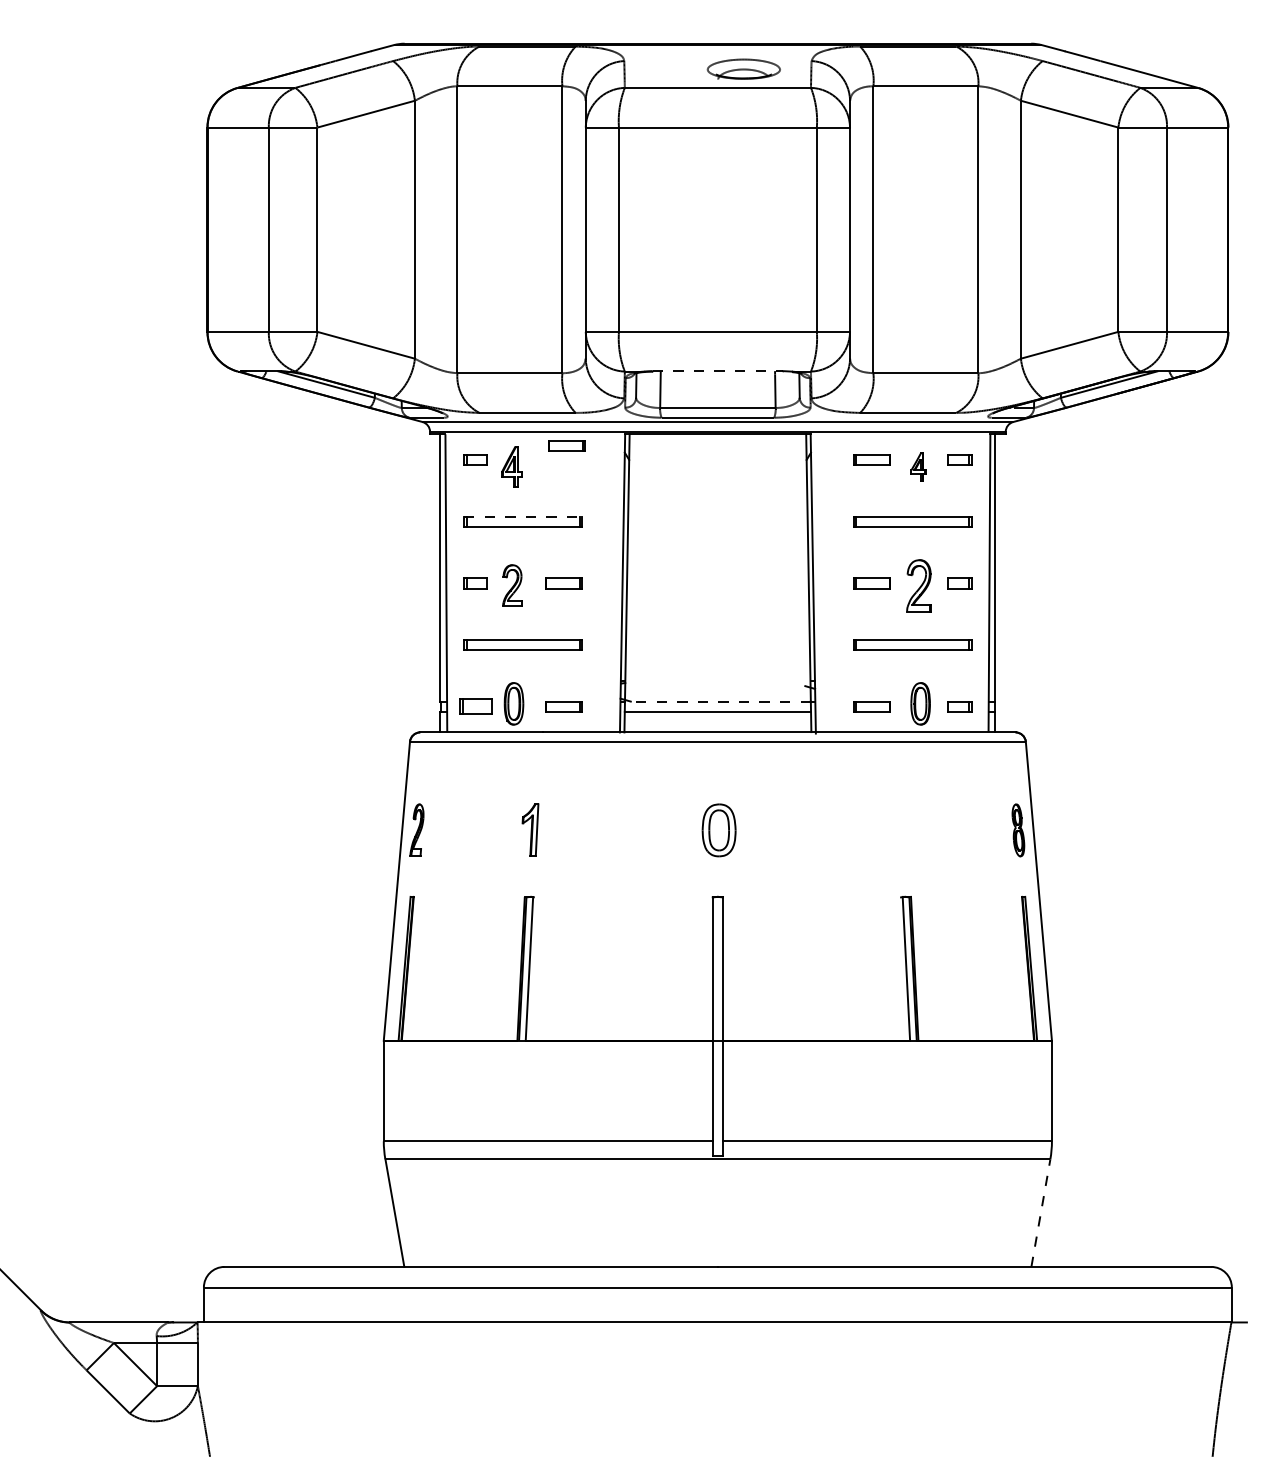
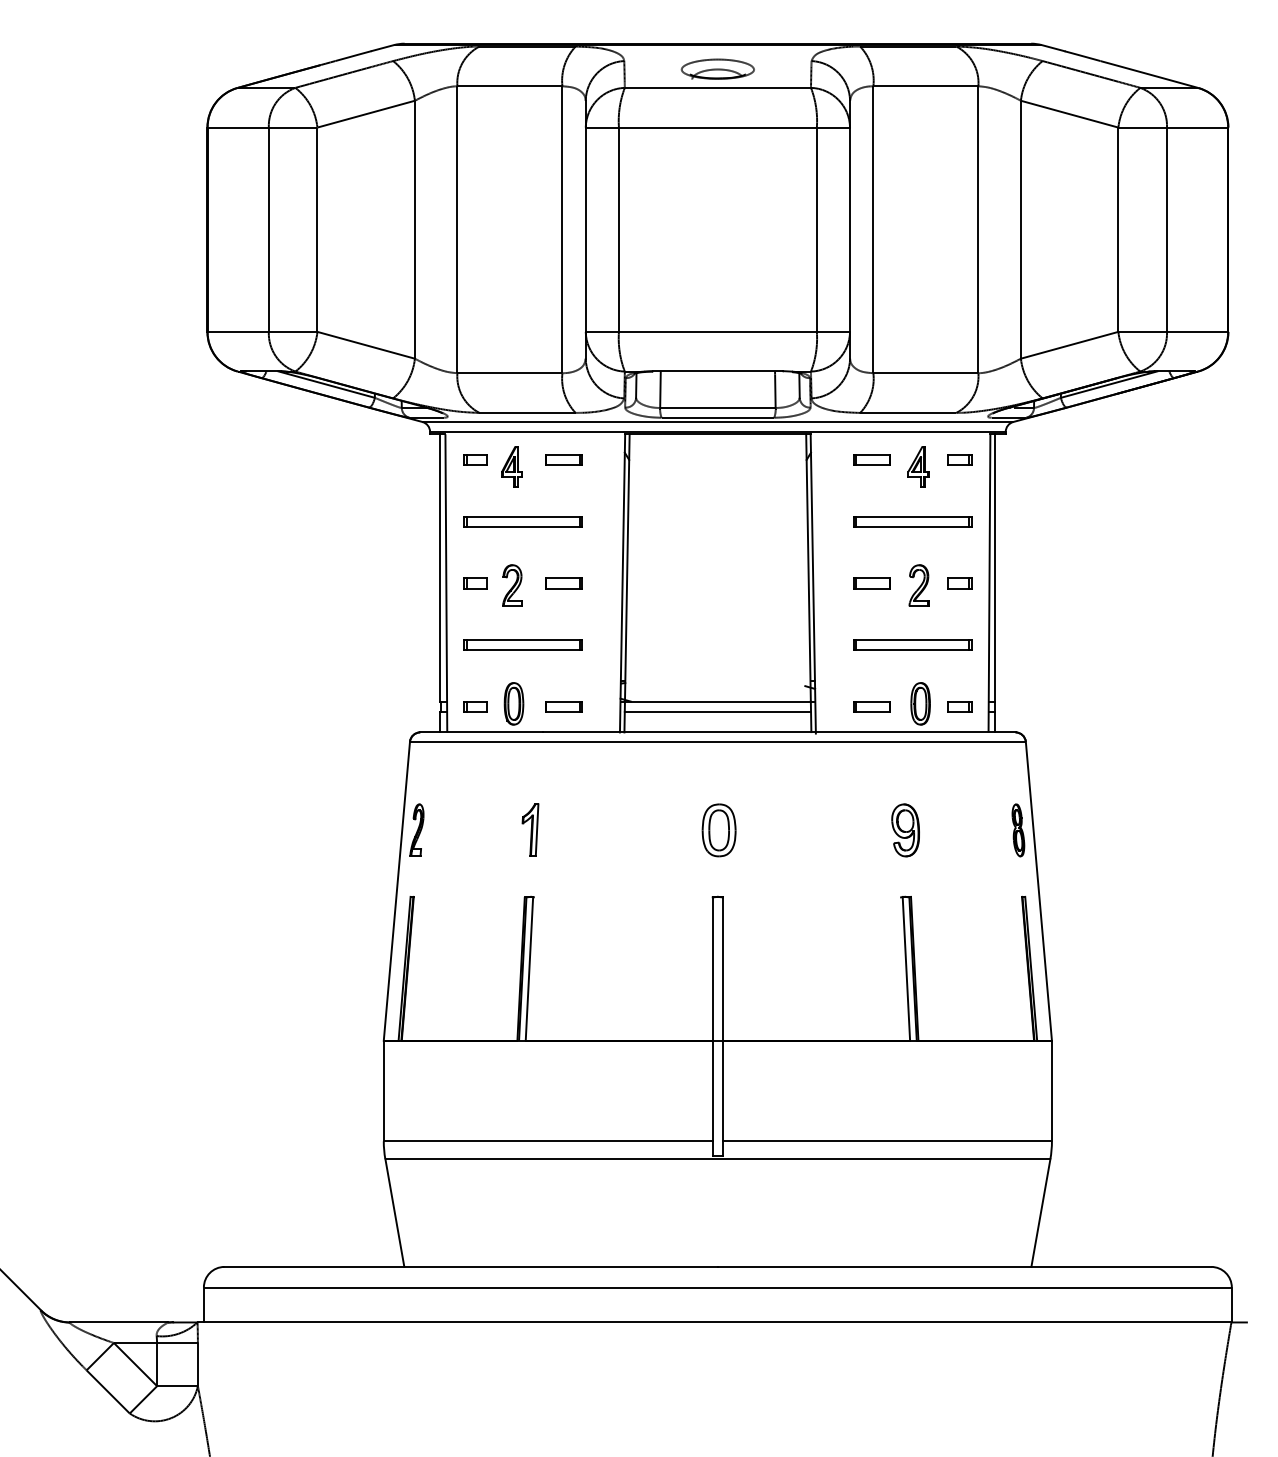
part position: (743, 68) -> (717, 68) (717, 68)
line: dashed -> solid (718, 371)
part position: (566, 445) -> (563, 459) (563, 459)
part size: 17x30 px -> 23x42 px (918, 466)
line: dashed -> solid (523, 516)
part size: 26x54 px -> 22x43 px (918, 585)
line: dashed -> solid (717, 701)
part size: 34x17 px -> 25x12 px (475, 706)
part: none -> present (905, 830)
line: dashed -> solid (1040, 1213)
